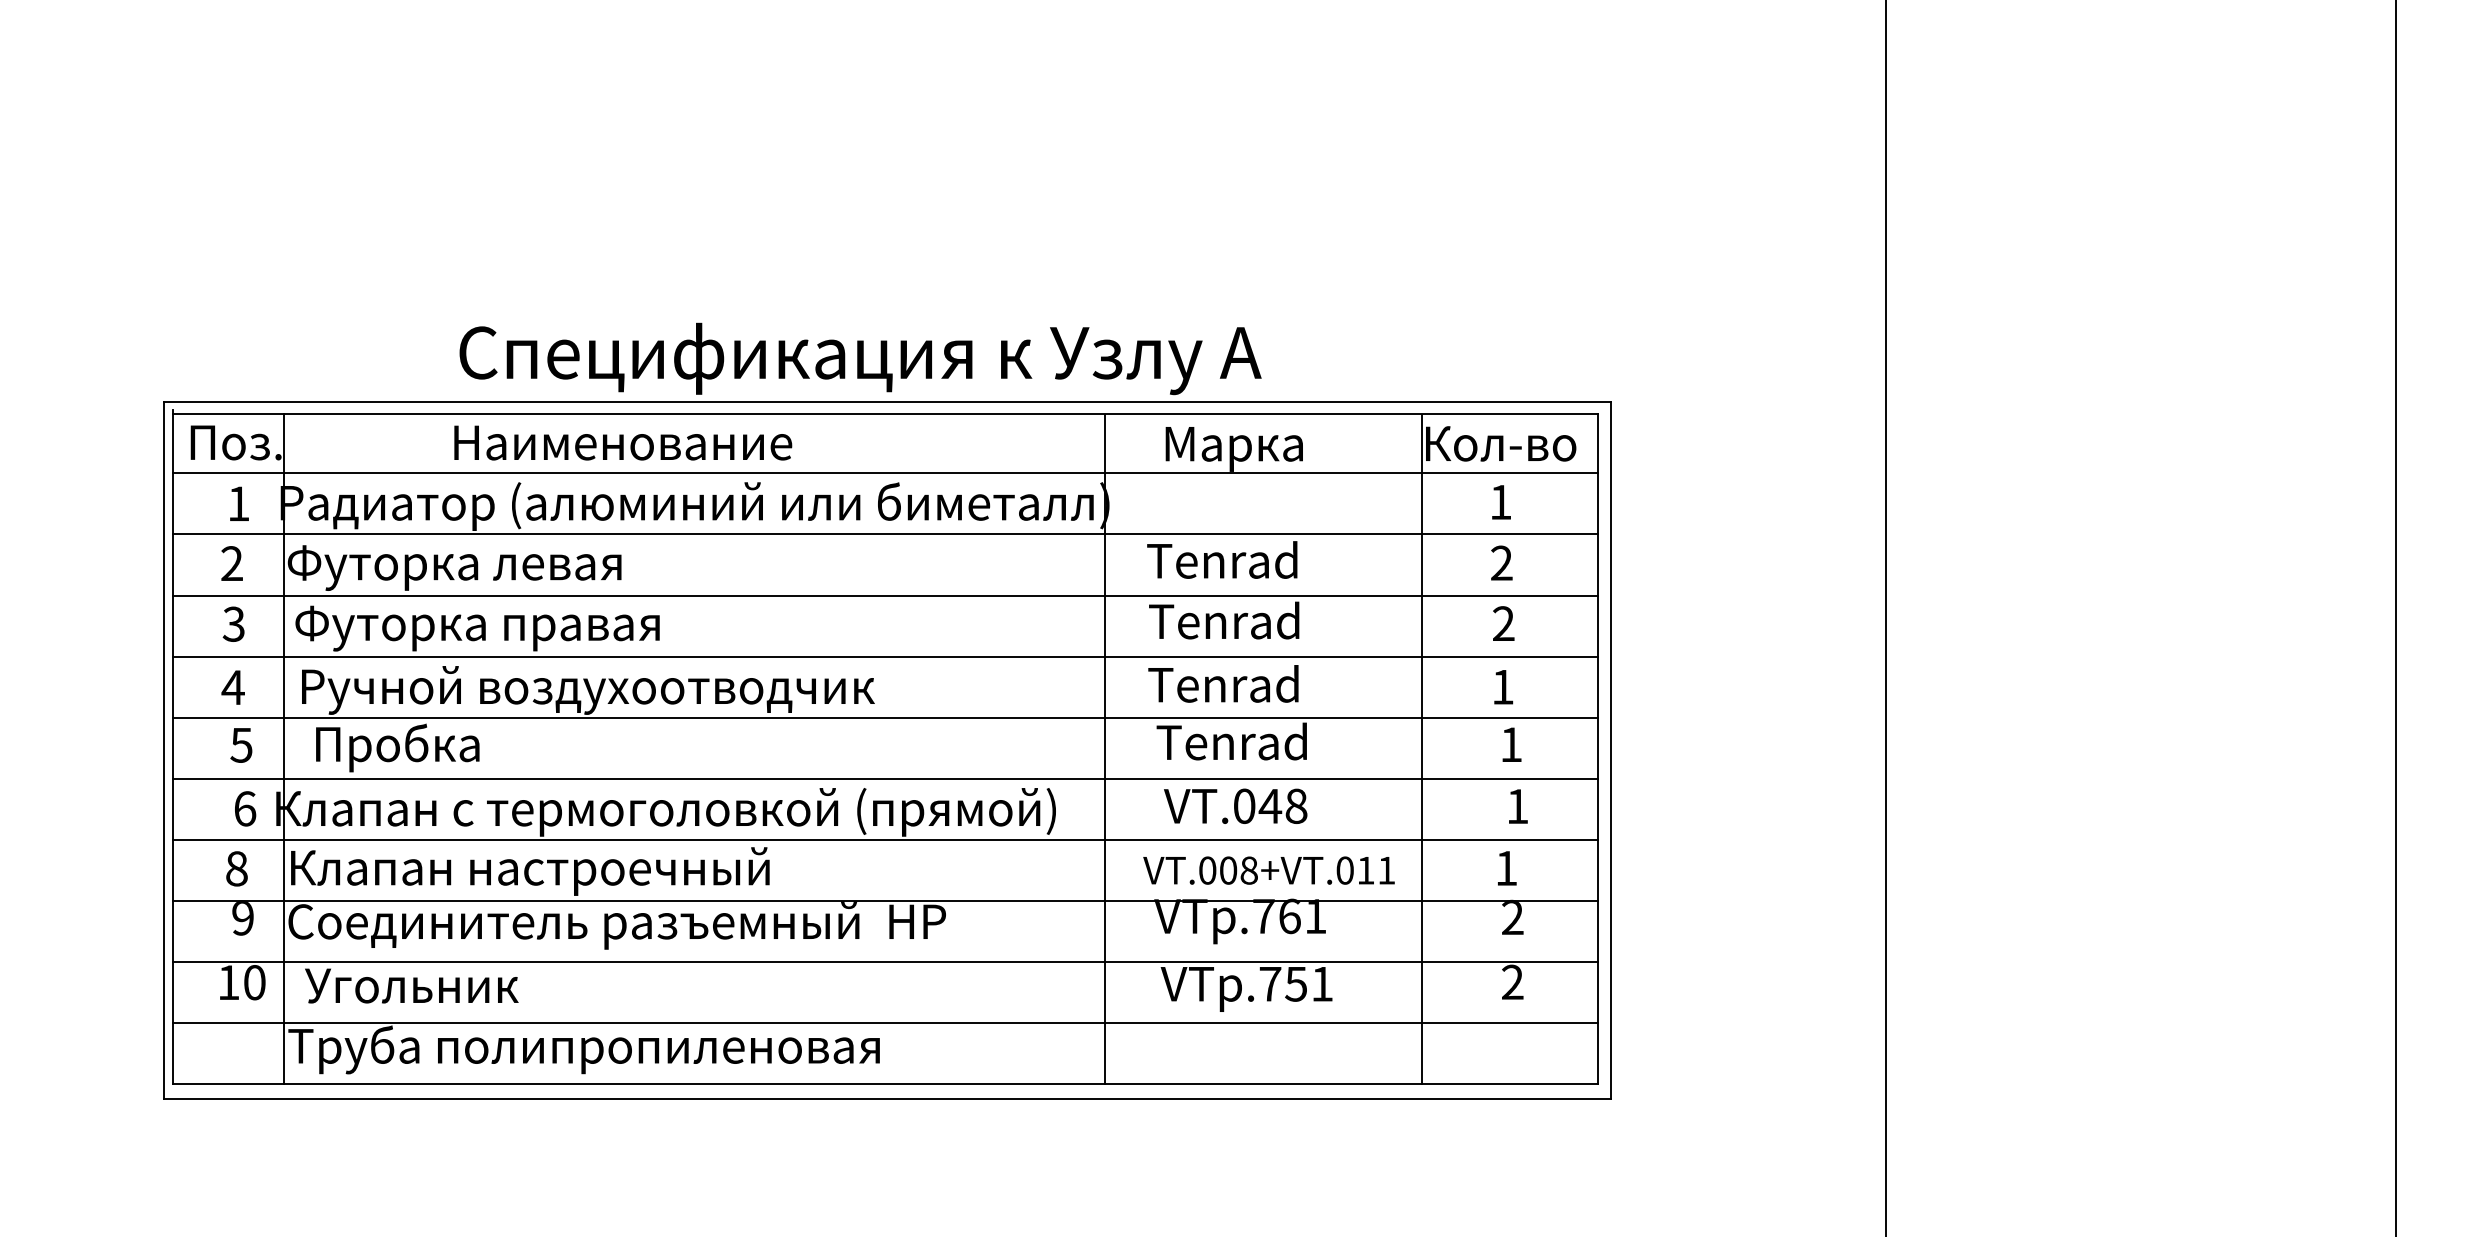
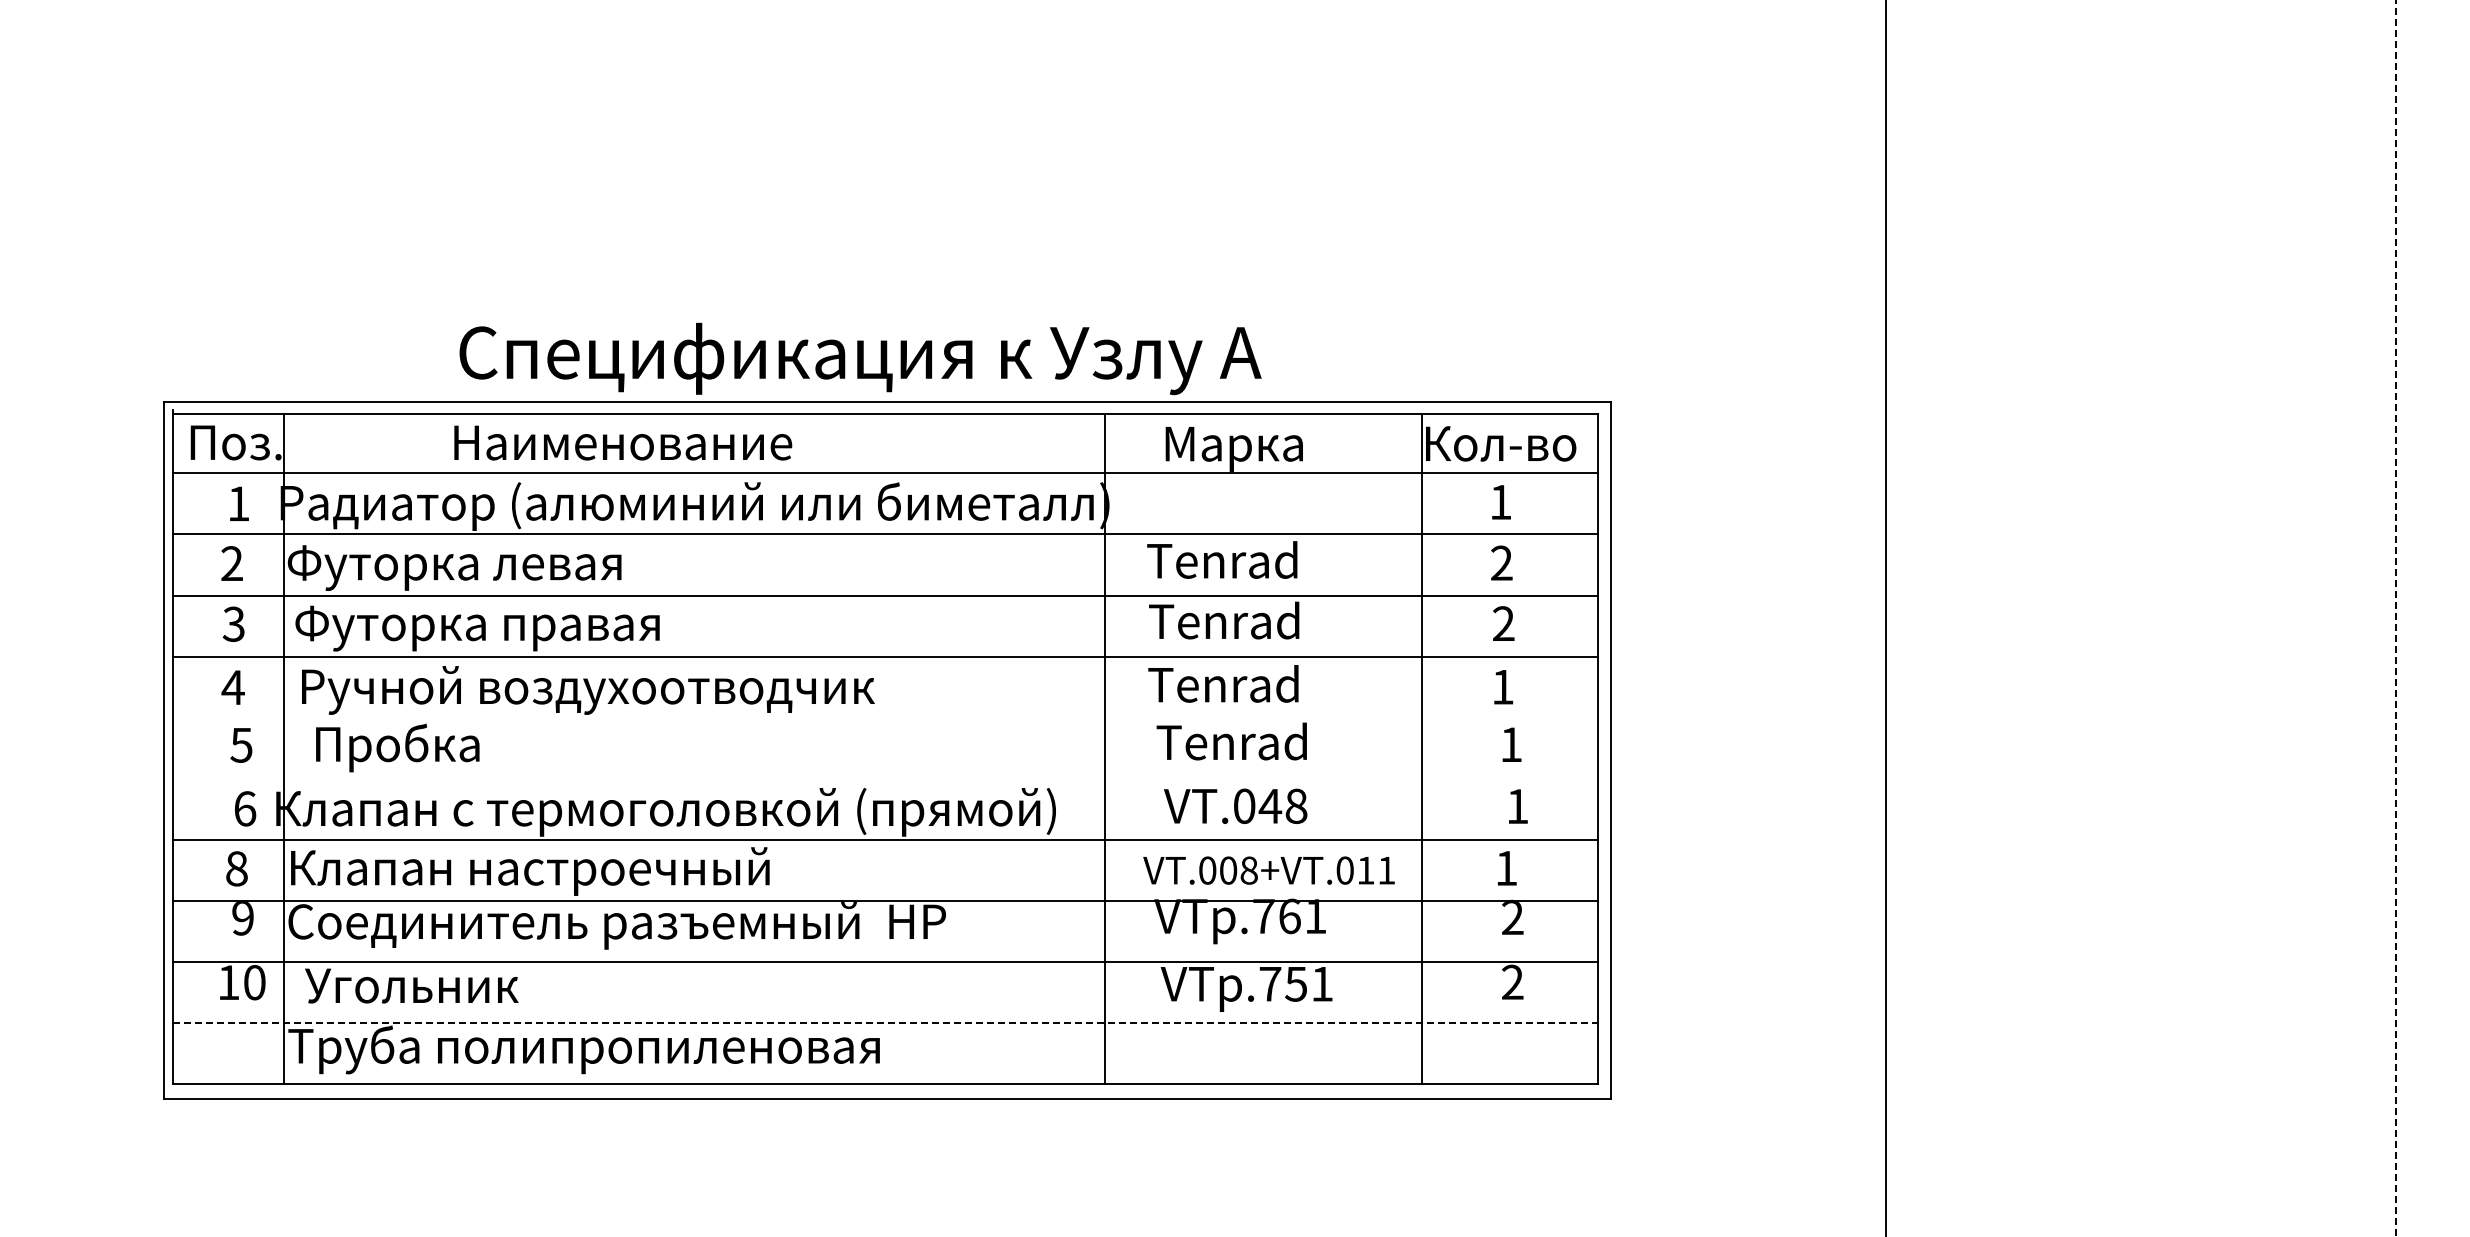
line: solid -> dashed (2395, 618)
line: present -> none (885, 717)
line: present -> none (885, 778)
line: solid -> dashed (885, 1023)
